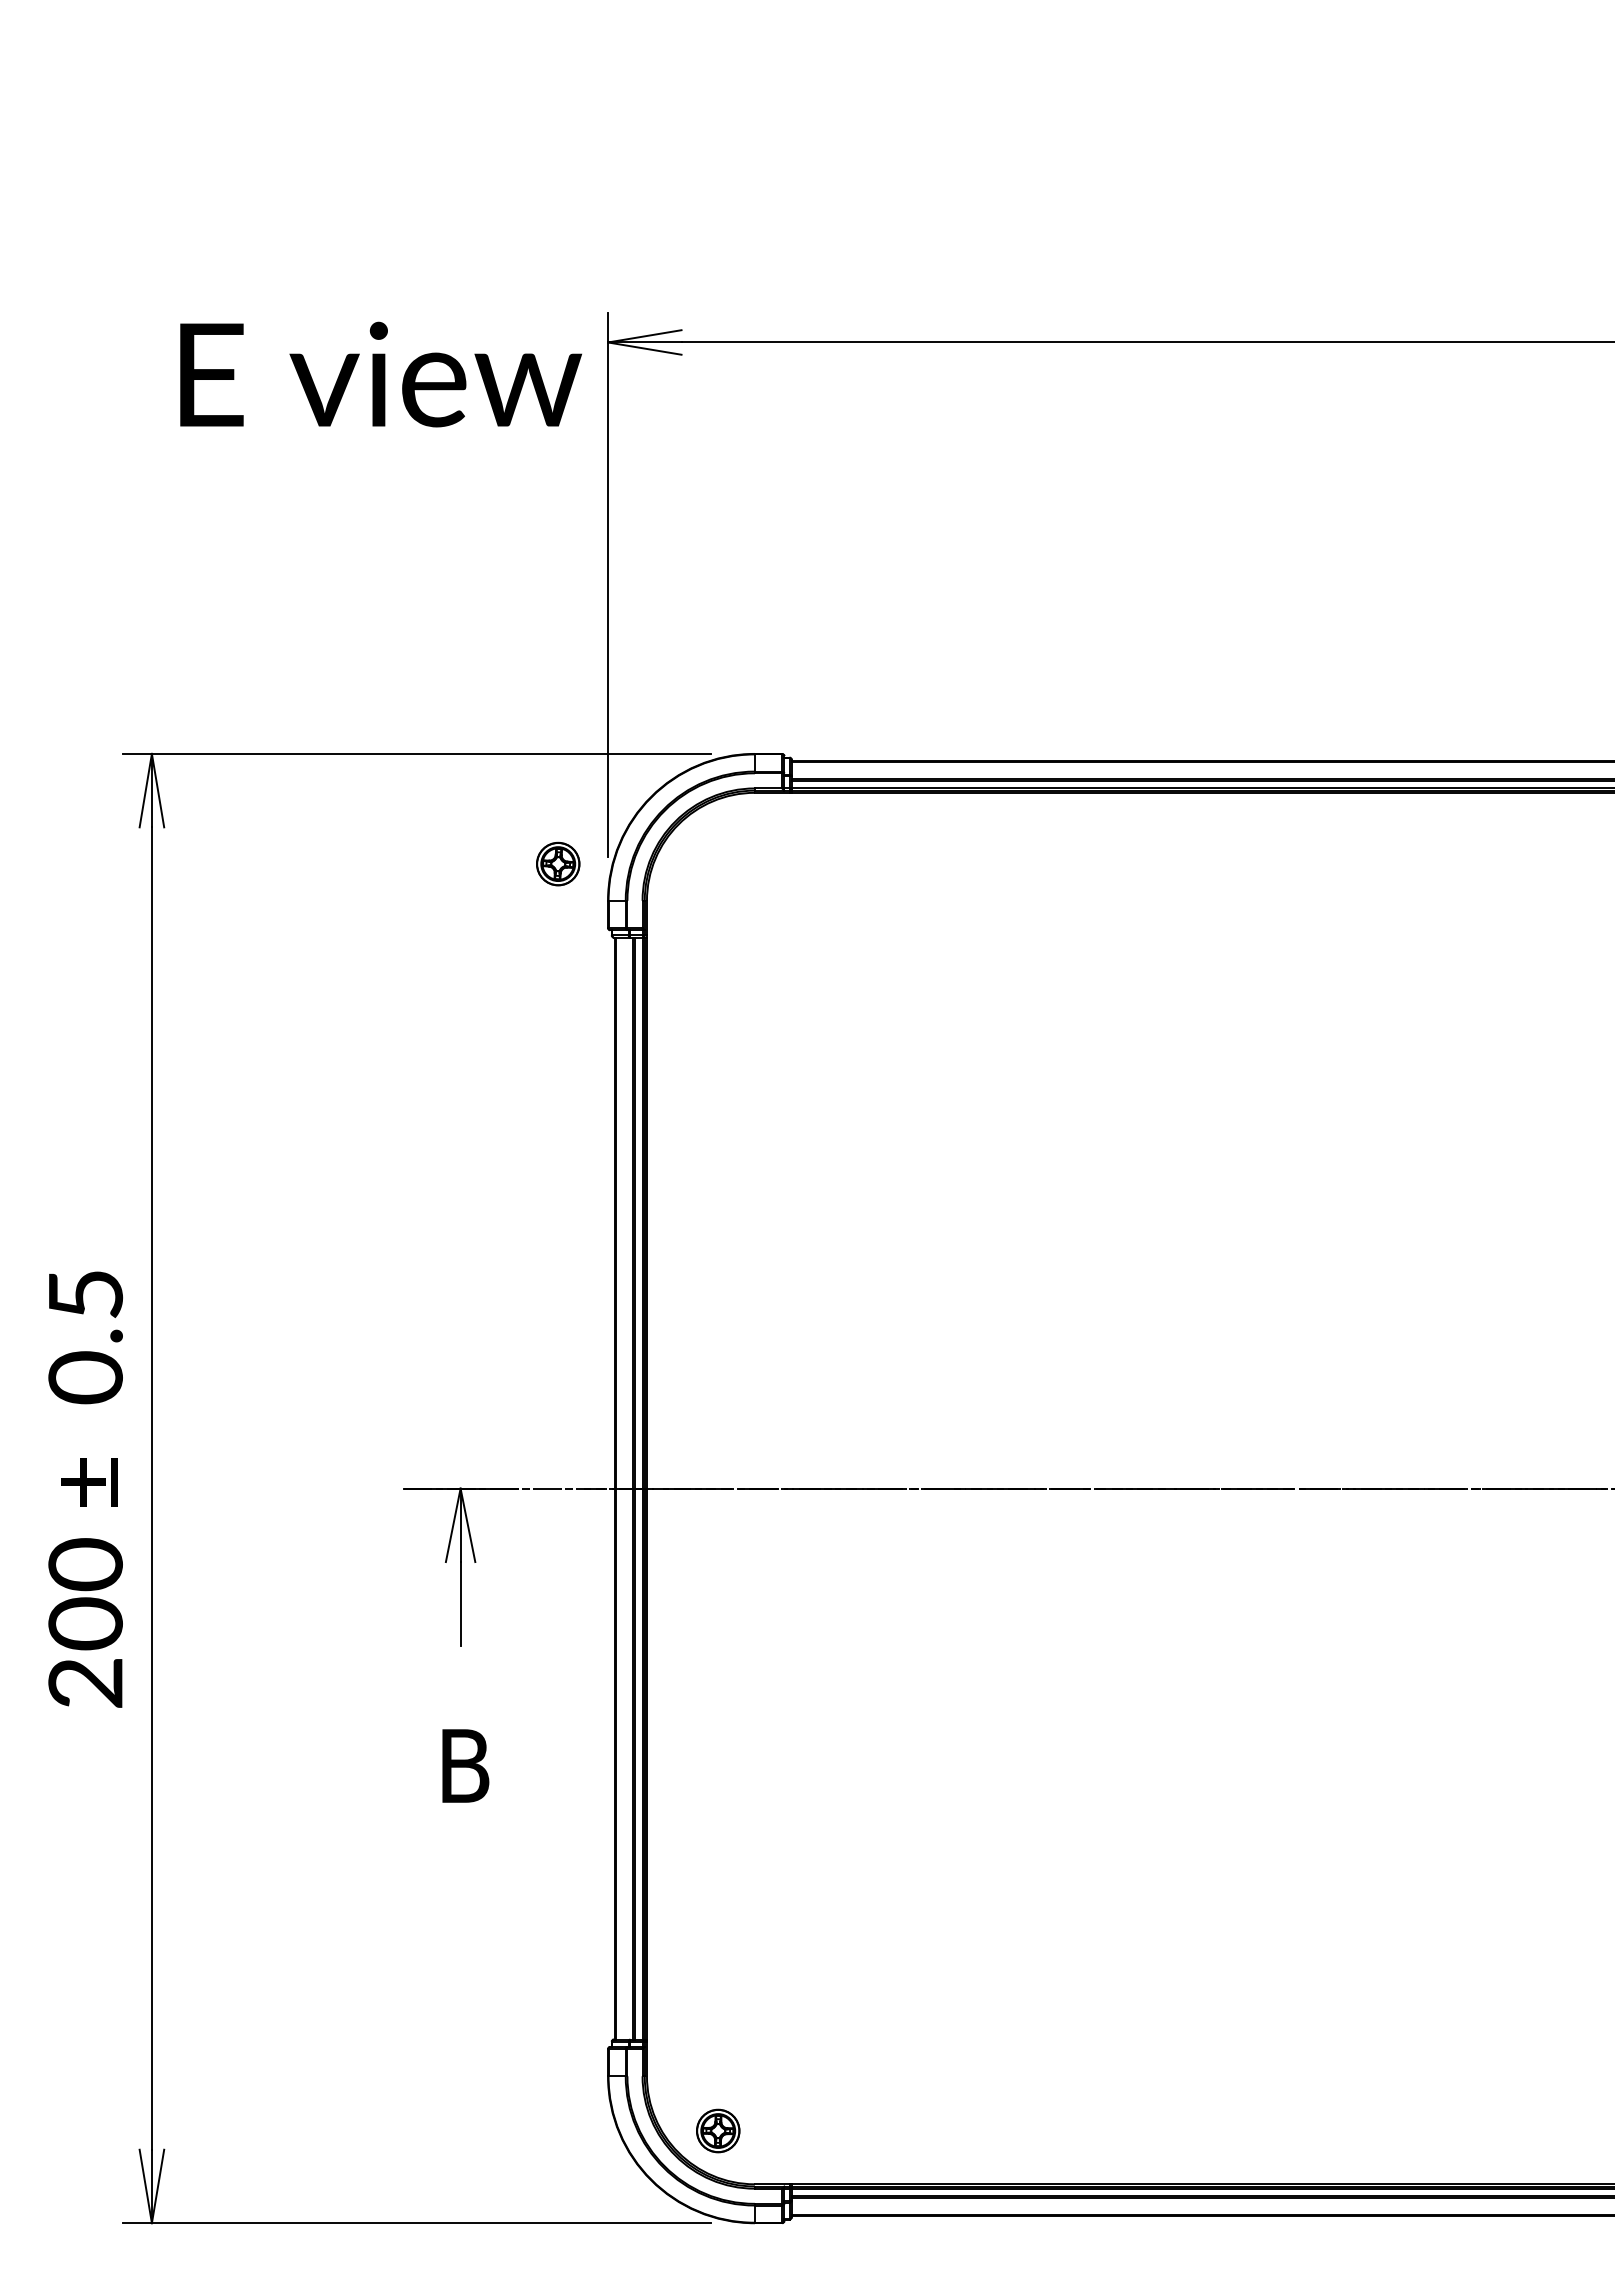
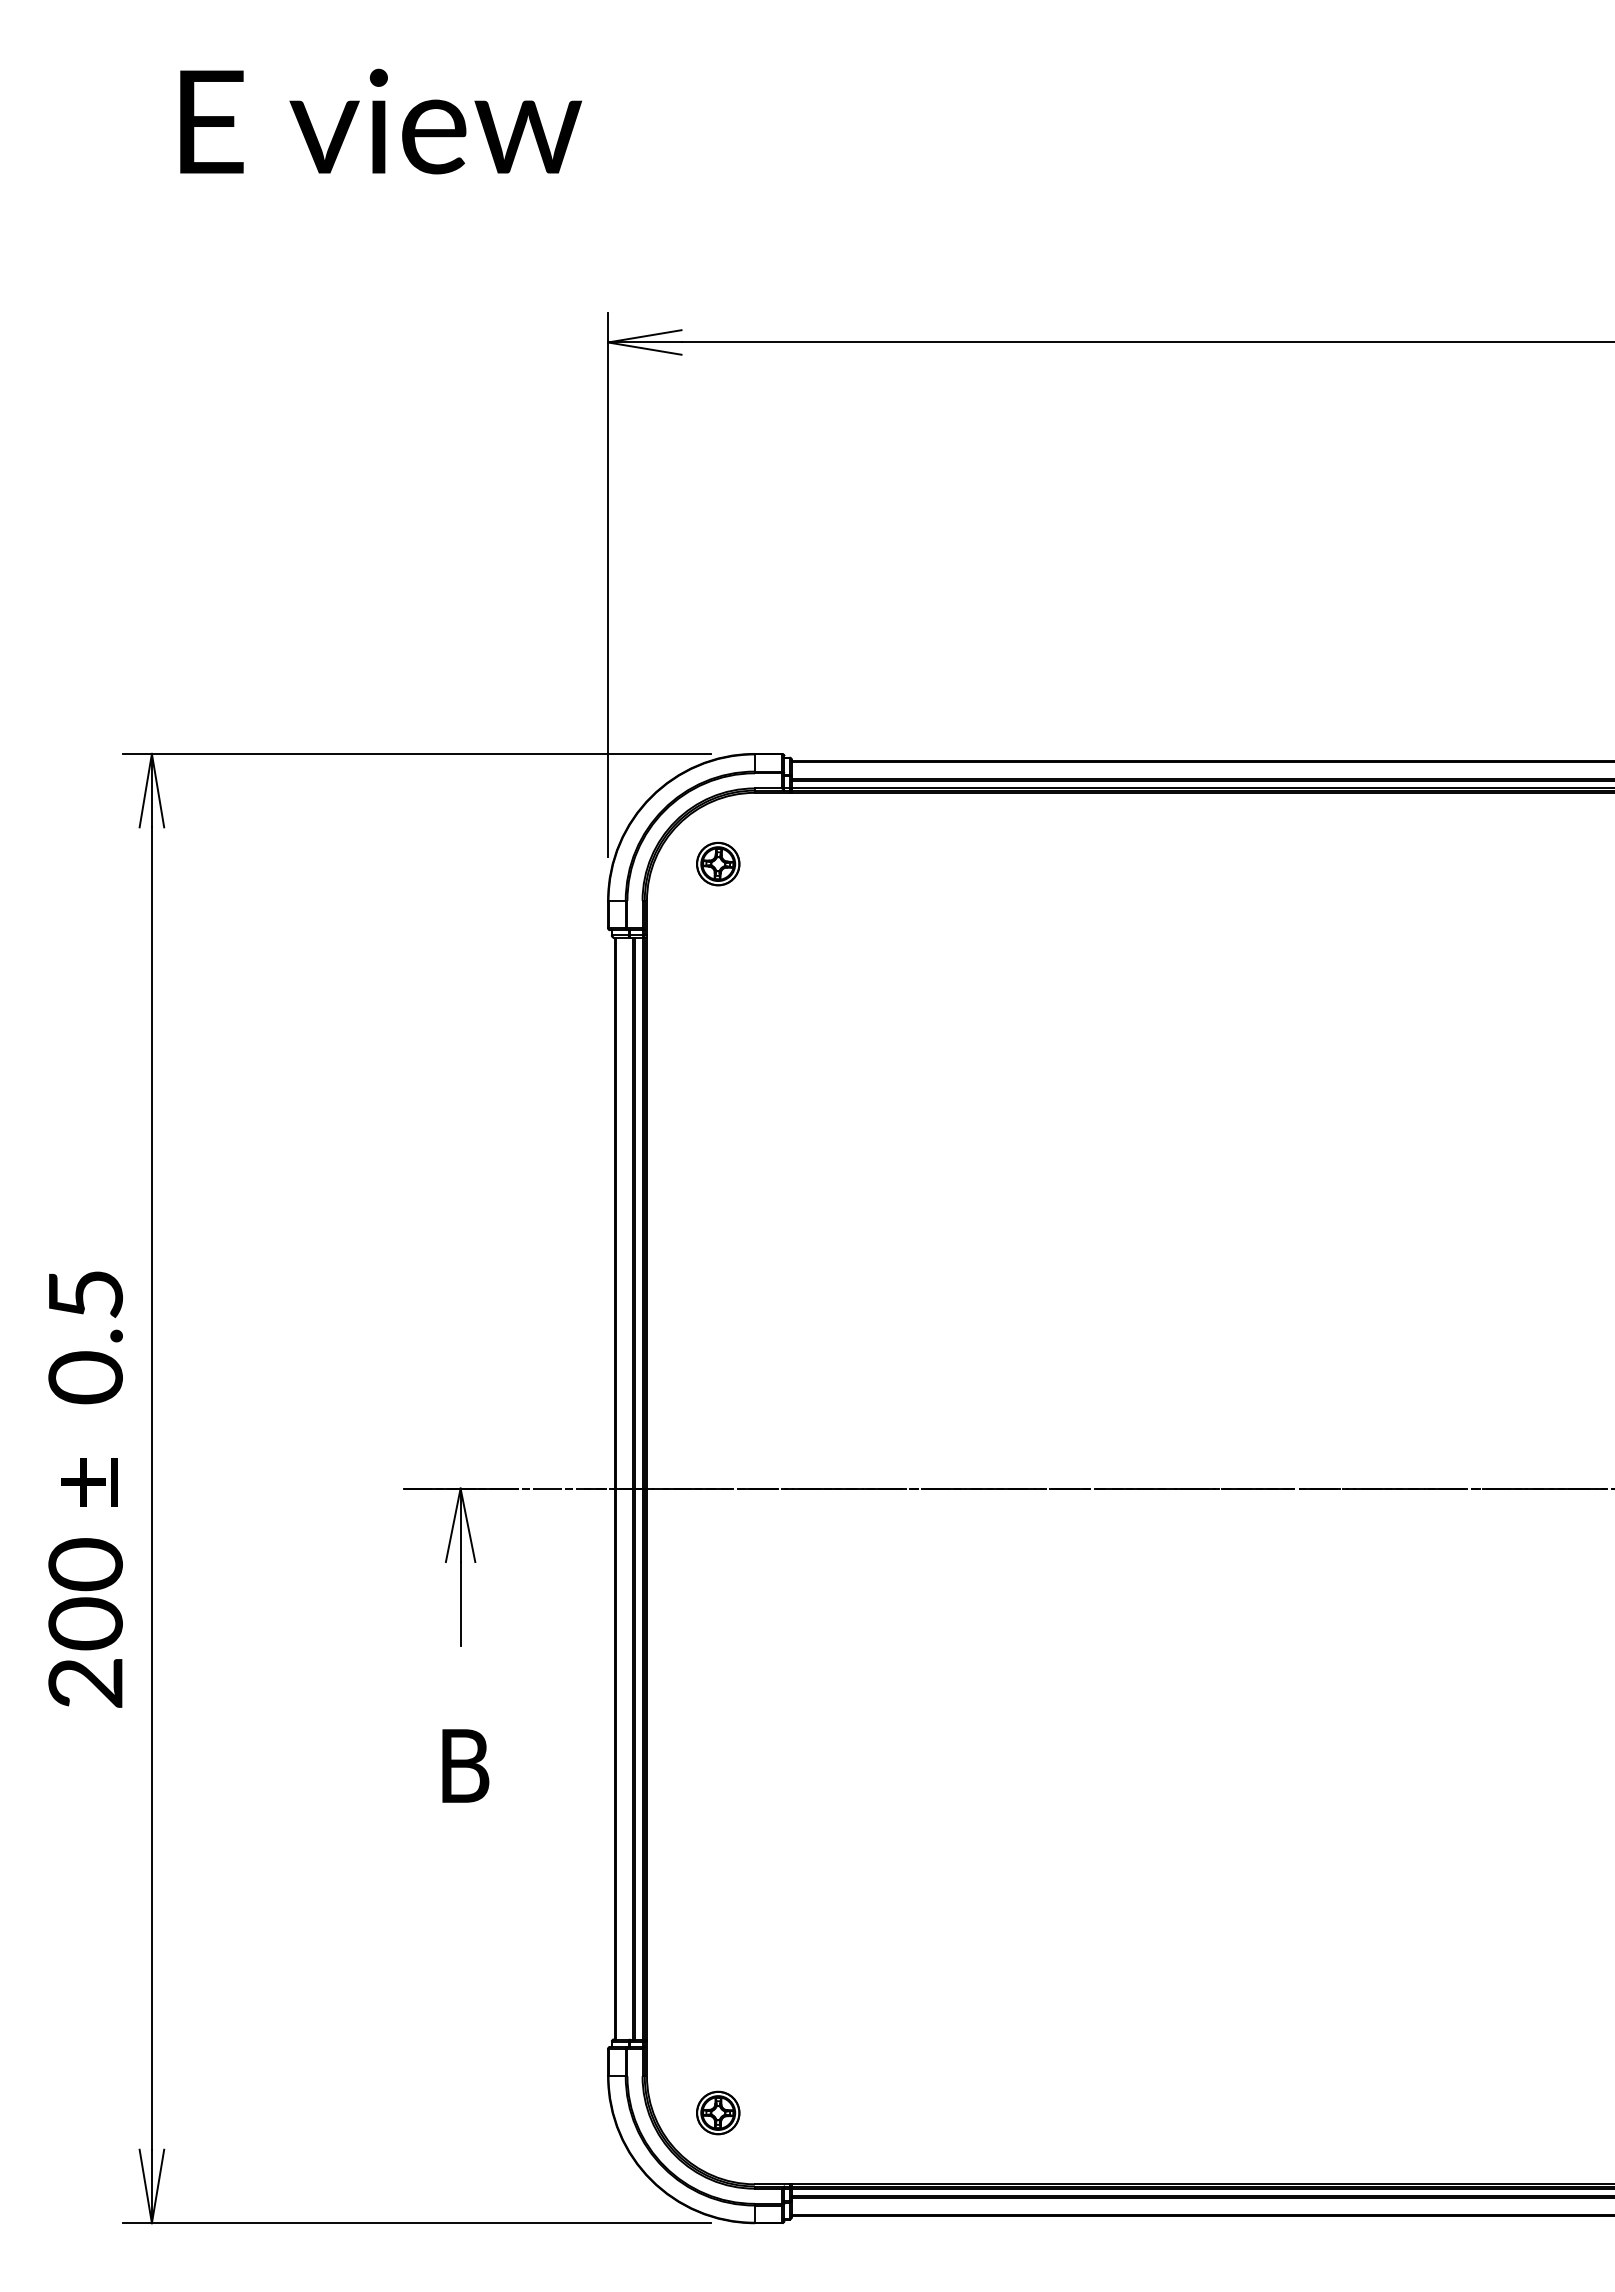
text position: (380, 374) -> (380, 121) (380, 121)
part position: (558, 863) -> (718, 863) (718, 863)
part position: (718, 2130) -> (718, 2112) (718, 2112)
